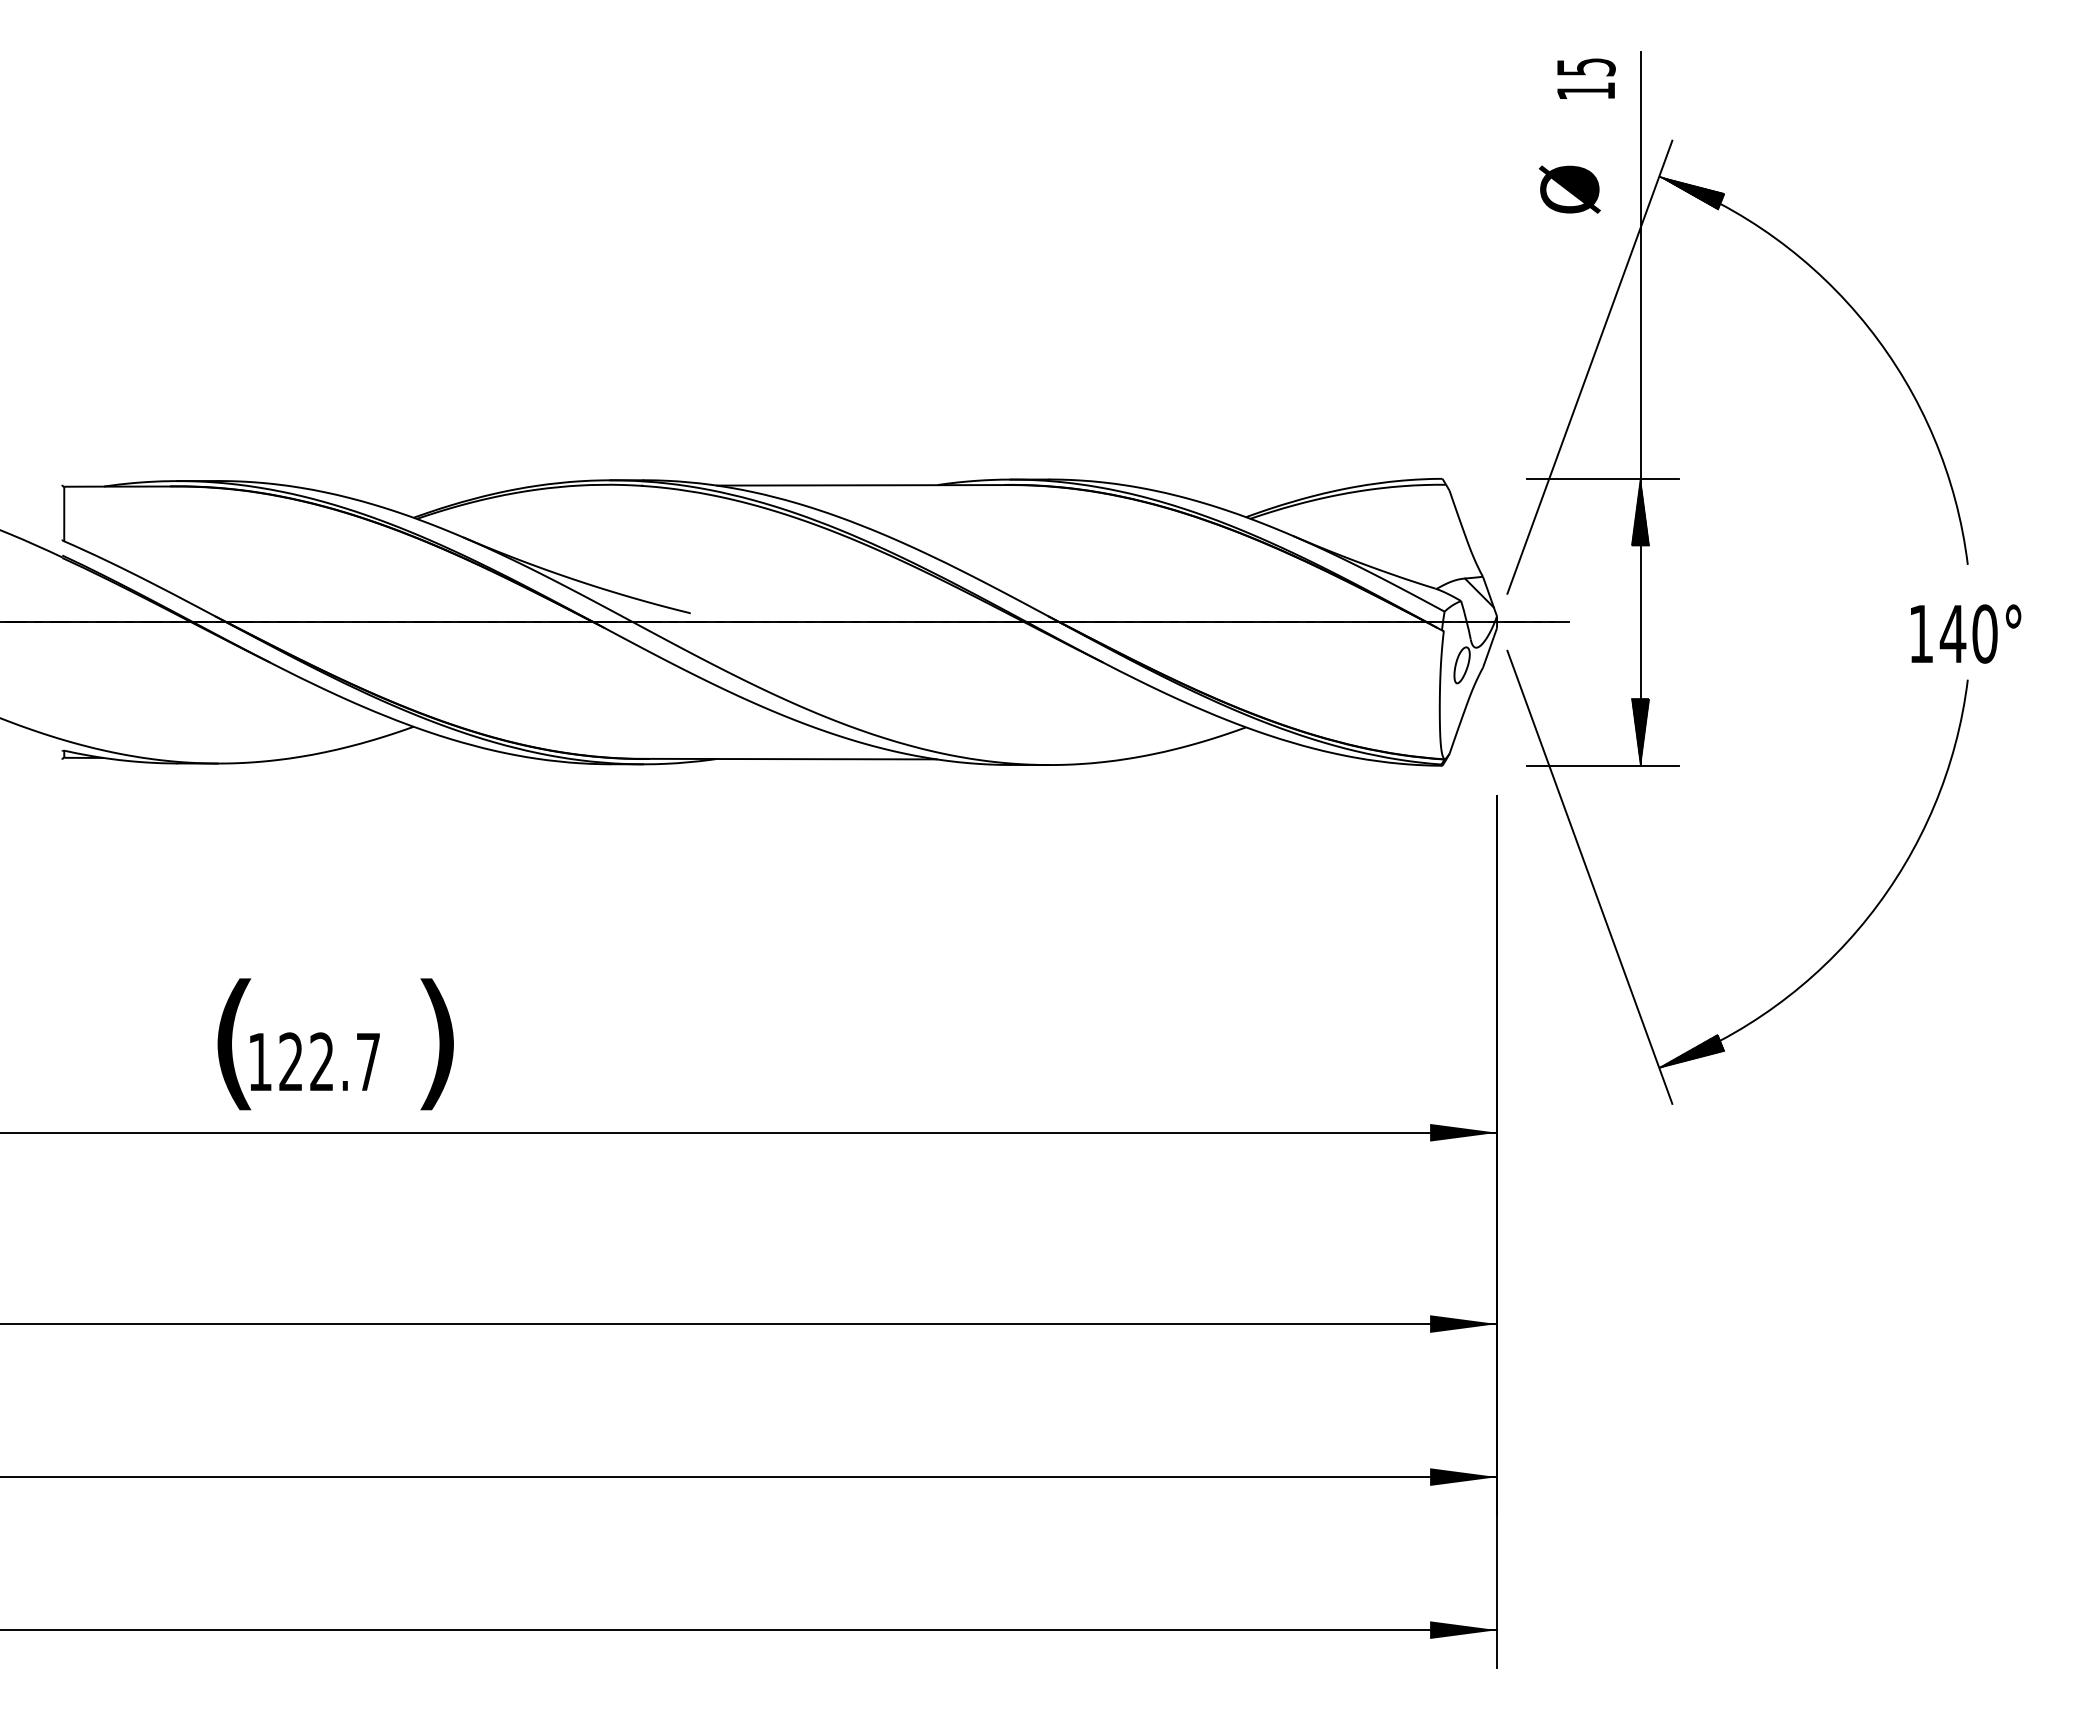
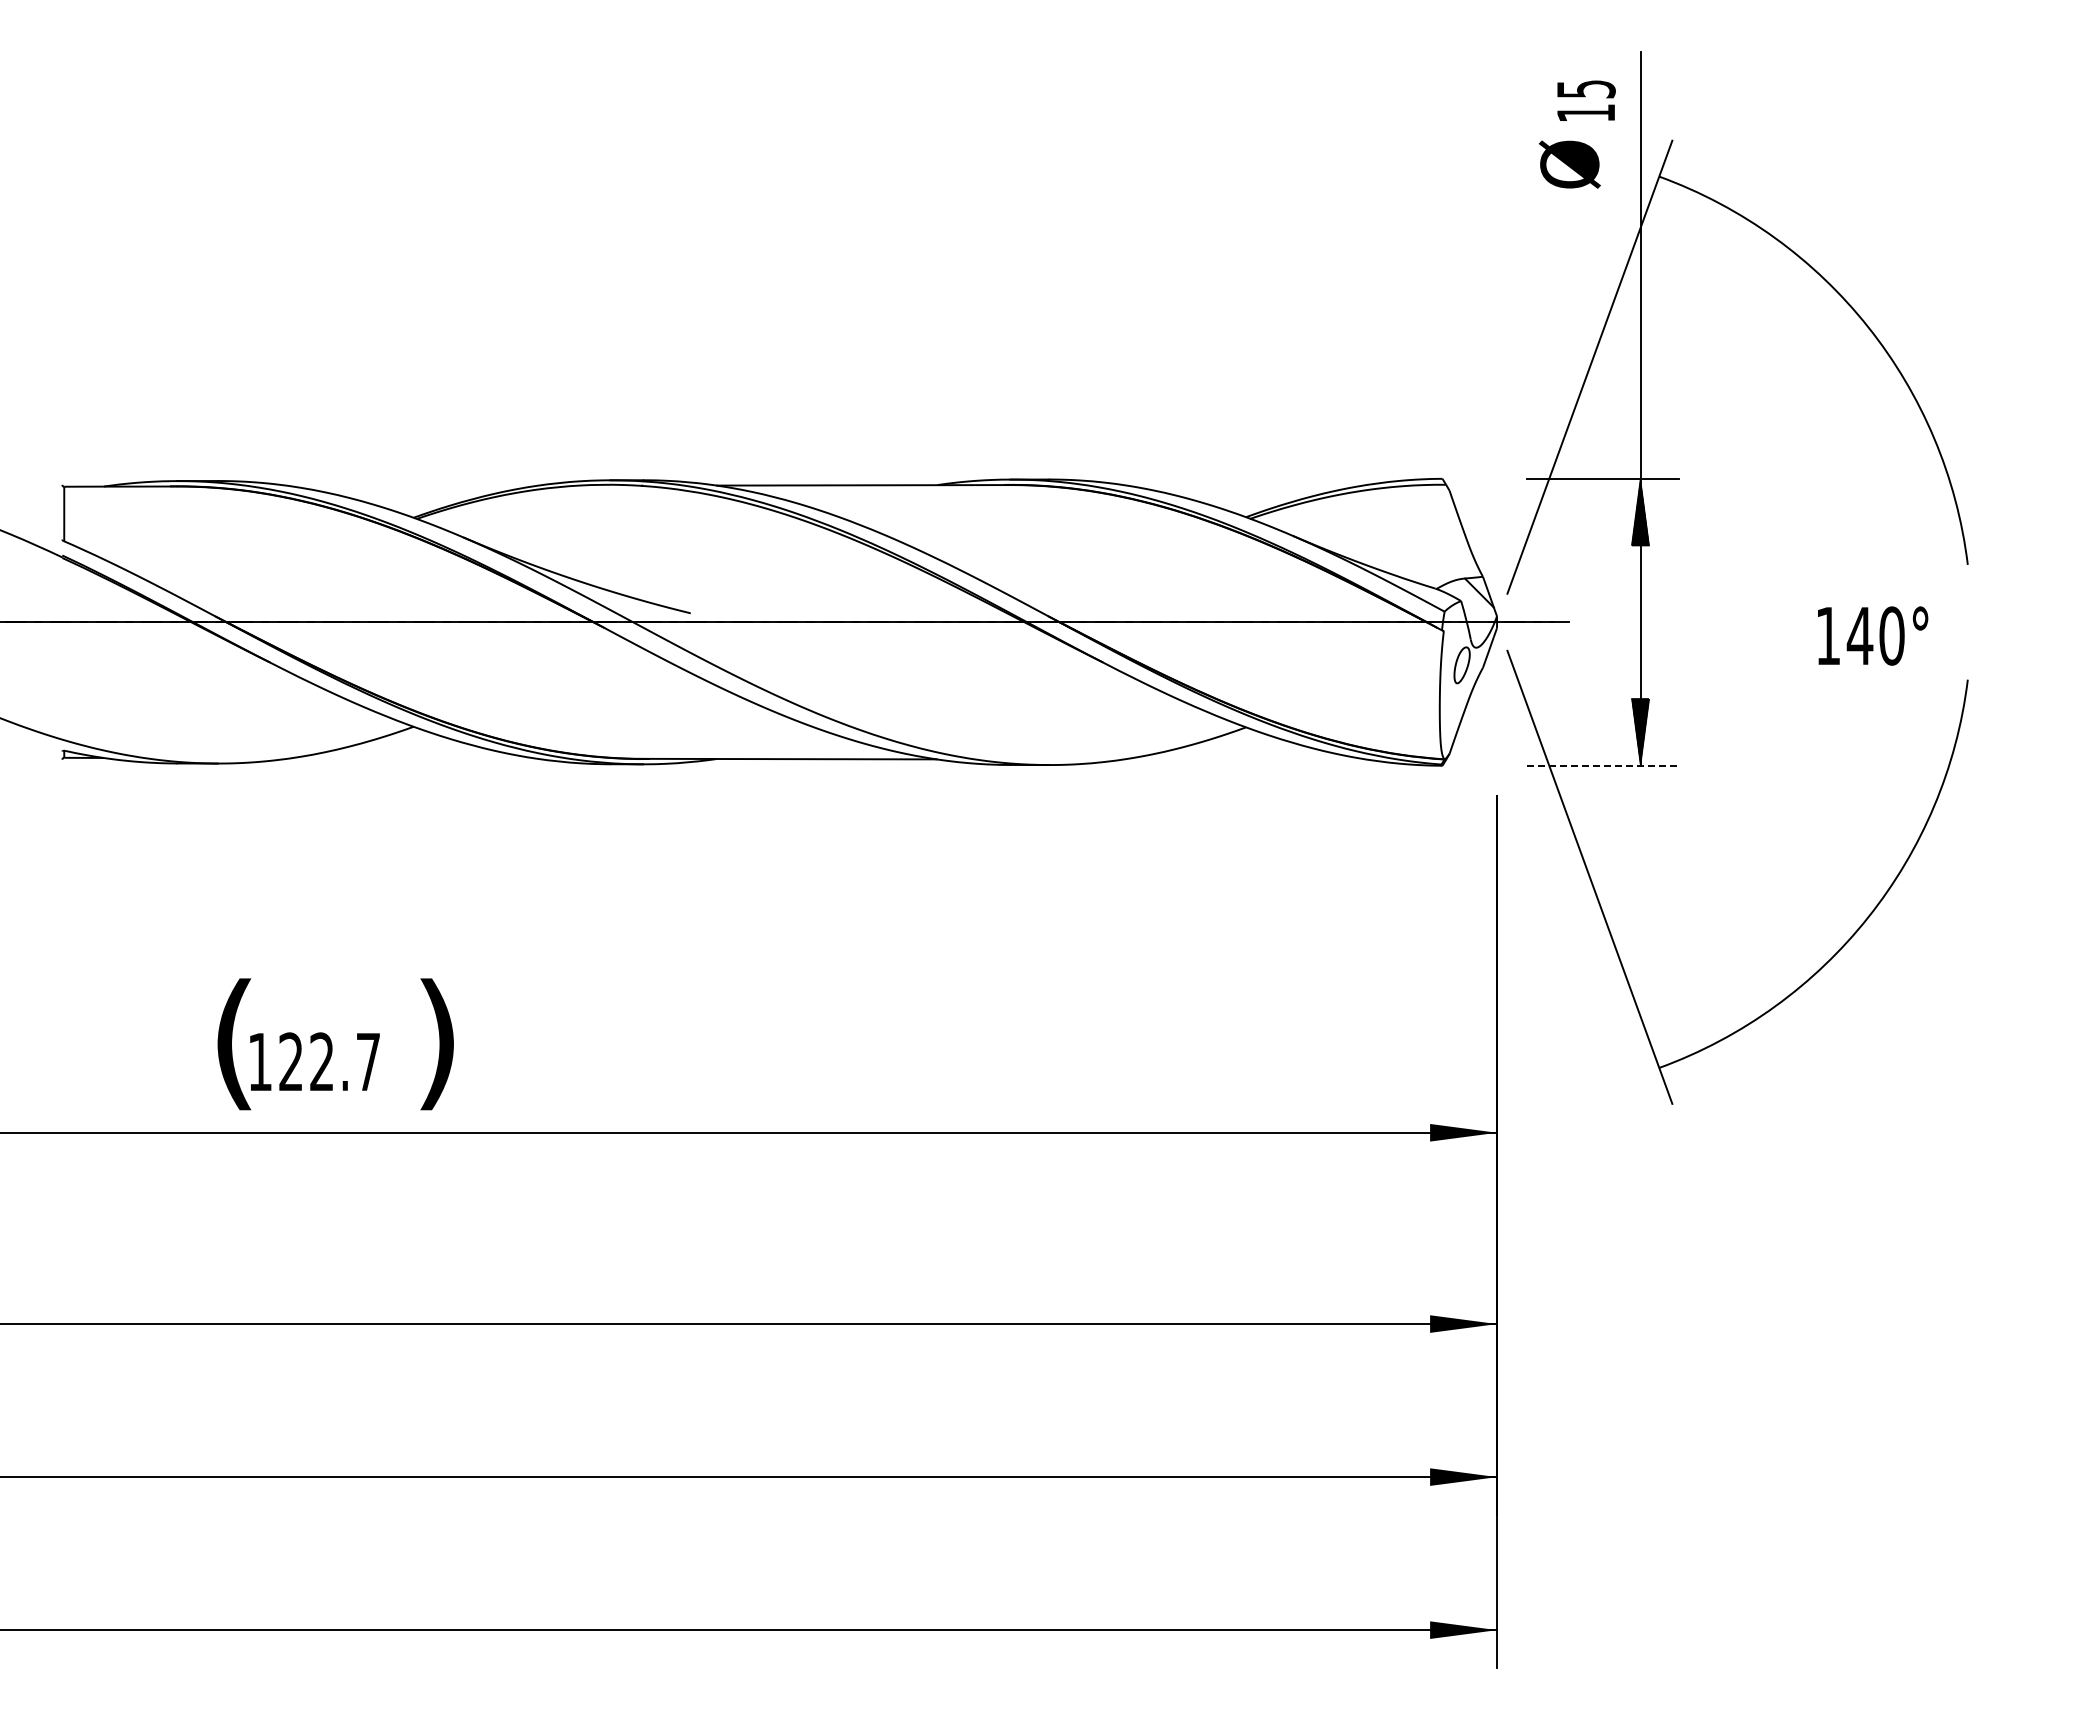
text position: (1586, 78) -> (1586, 100) (1586, 100)
text position: (1569, 189) -> (1569, 164) (1569, 164)
hatch: present -> none (1691, 192)
text position: (1966, 633) -> (1873, 635) (1873, 635)
line: solid -> dashed (1603, 765)
hatch: present -> none (1691, 1050)
